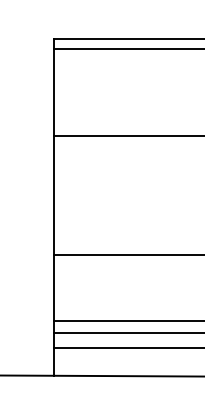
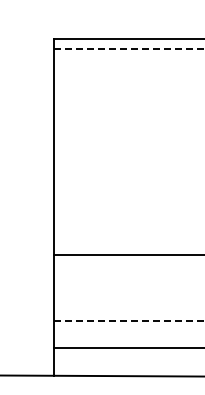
line: solid -> dashed (129, 49)
line: present -> none (127, 135)
line: solid -> dashed (129, 321)
line: present -> none (127, 332)
